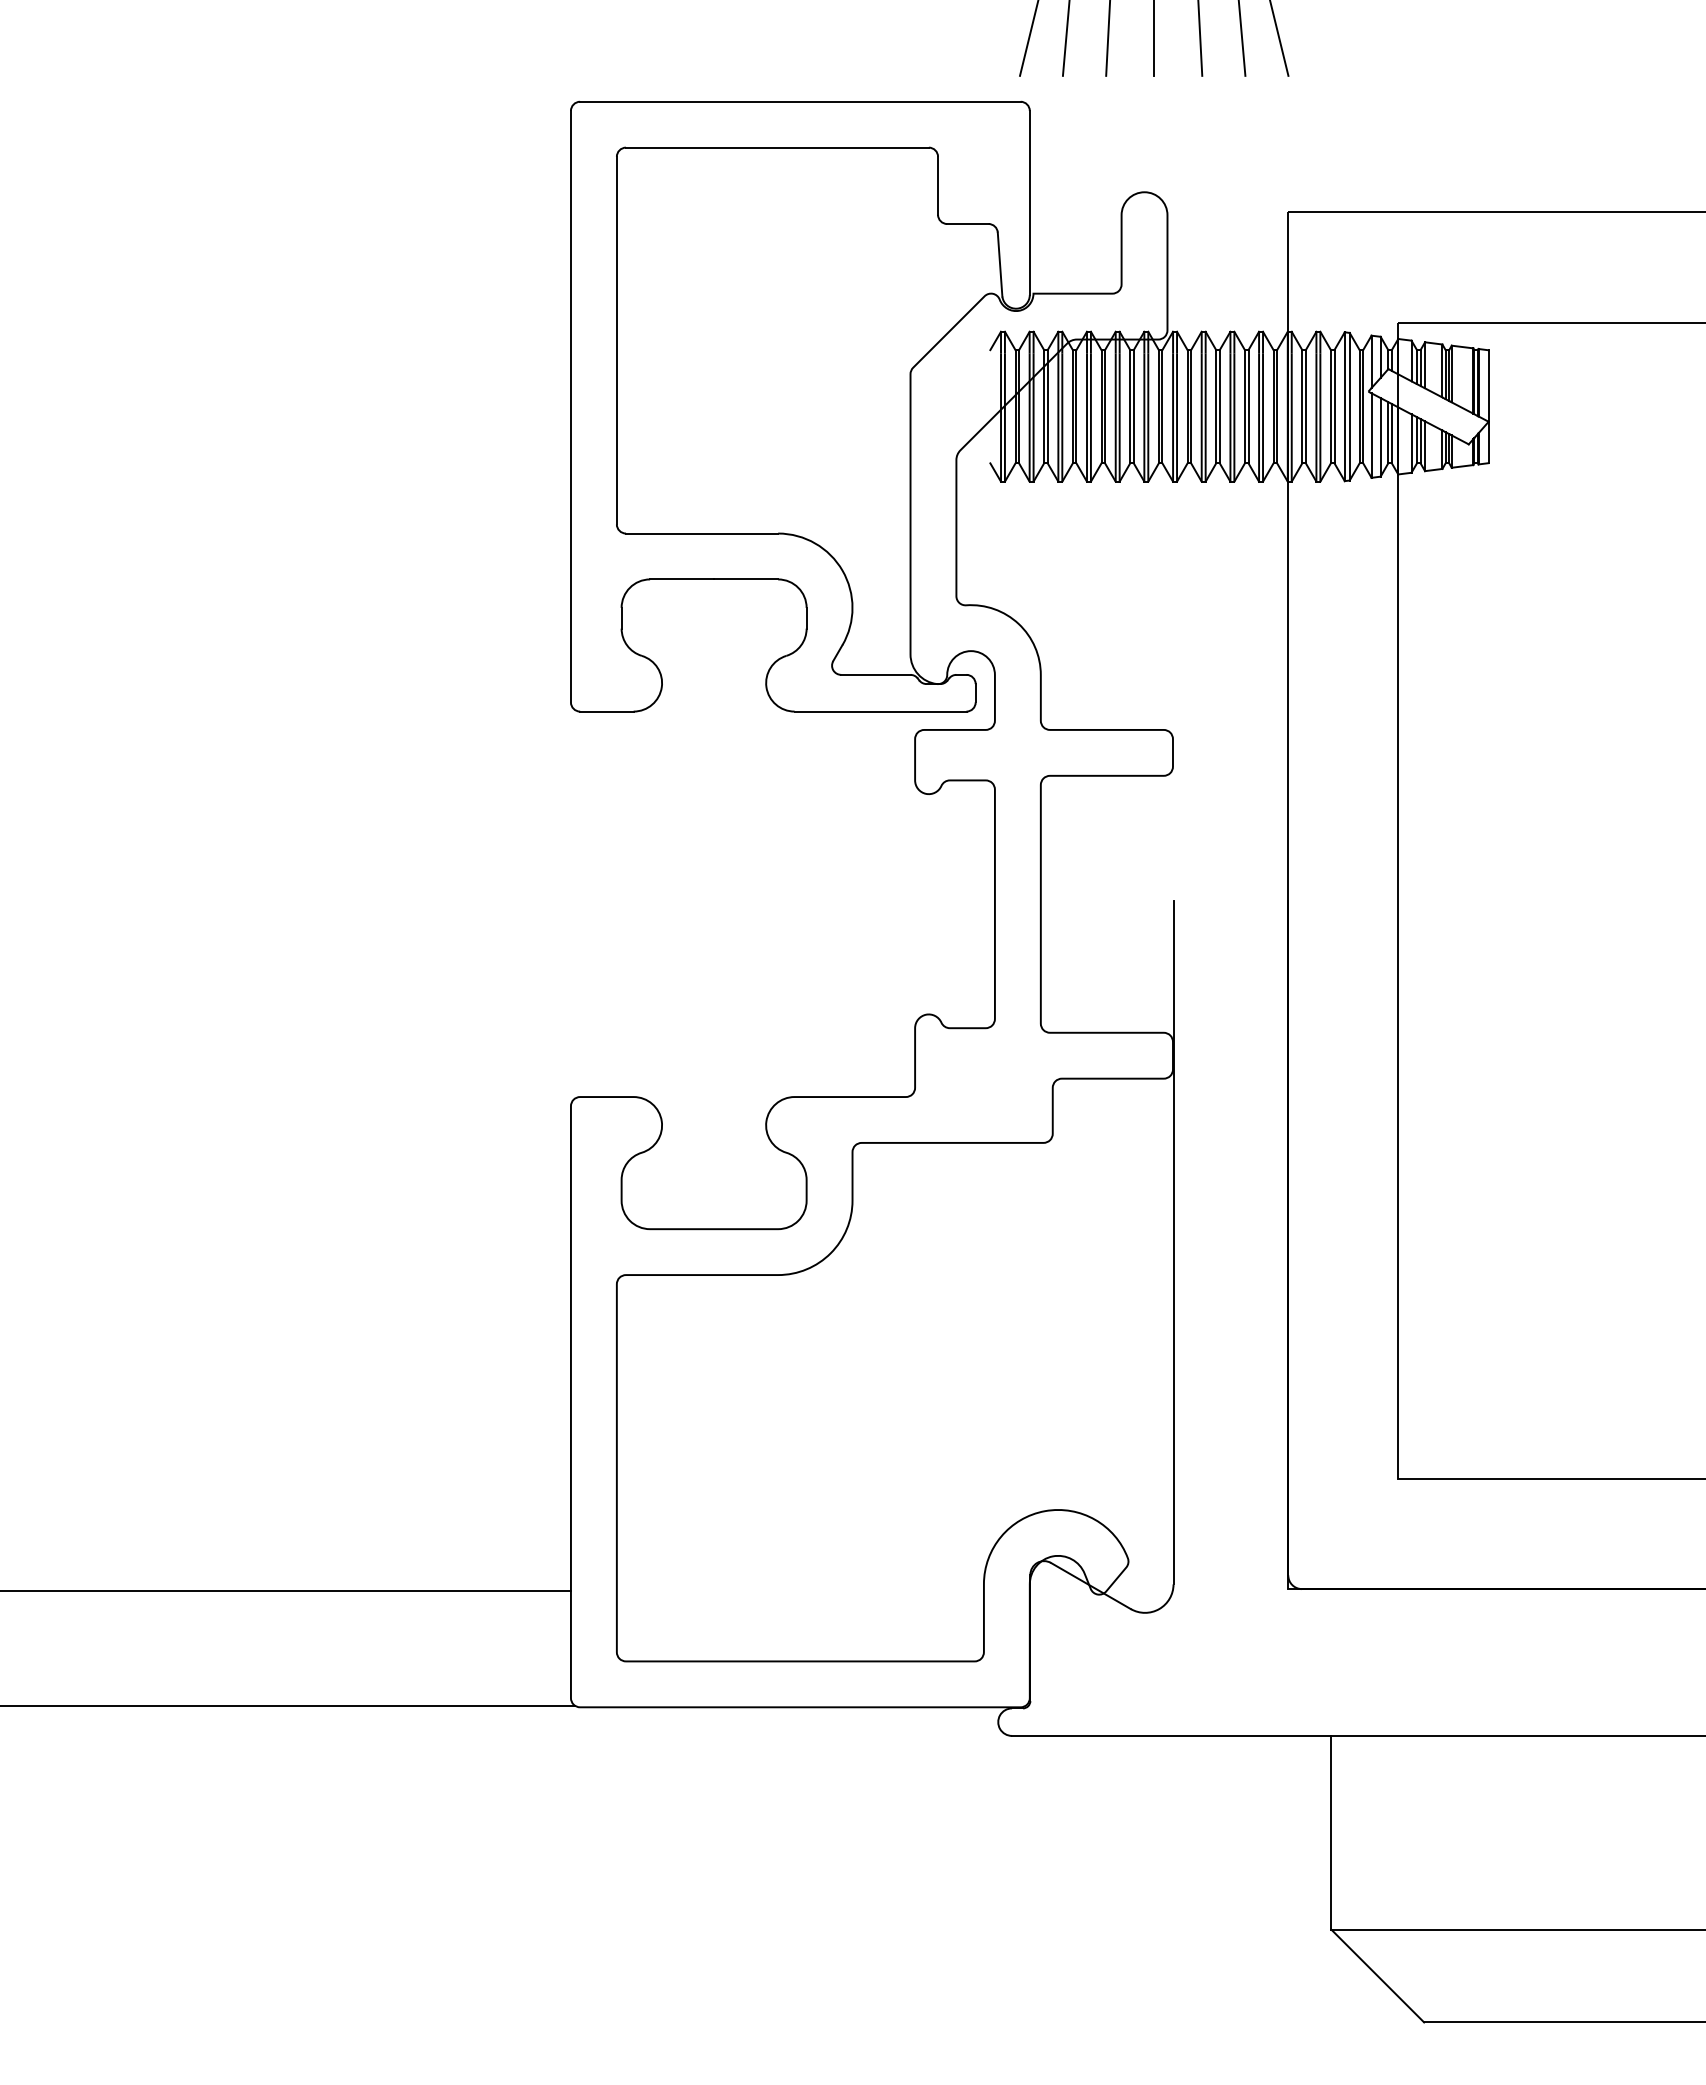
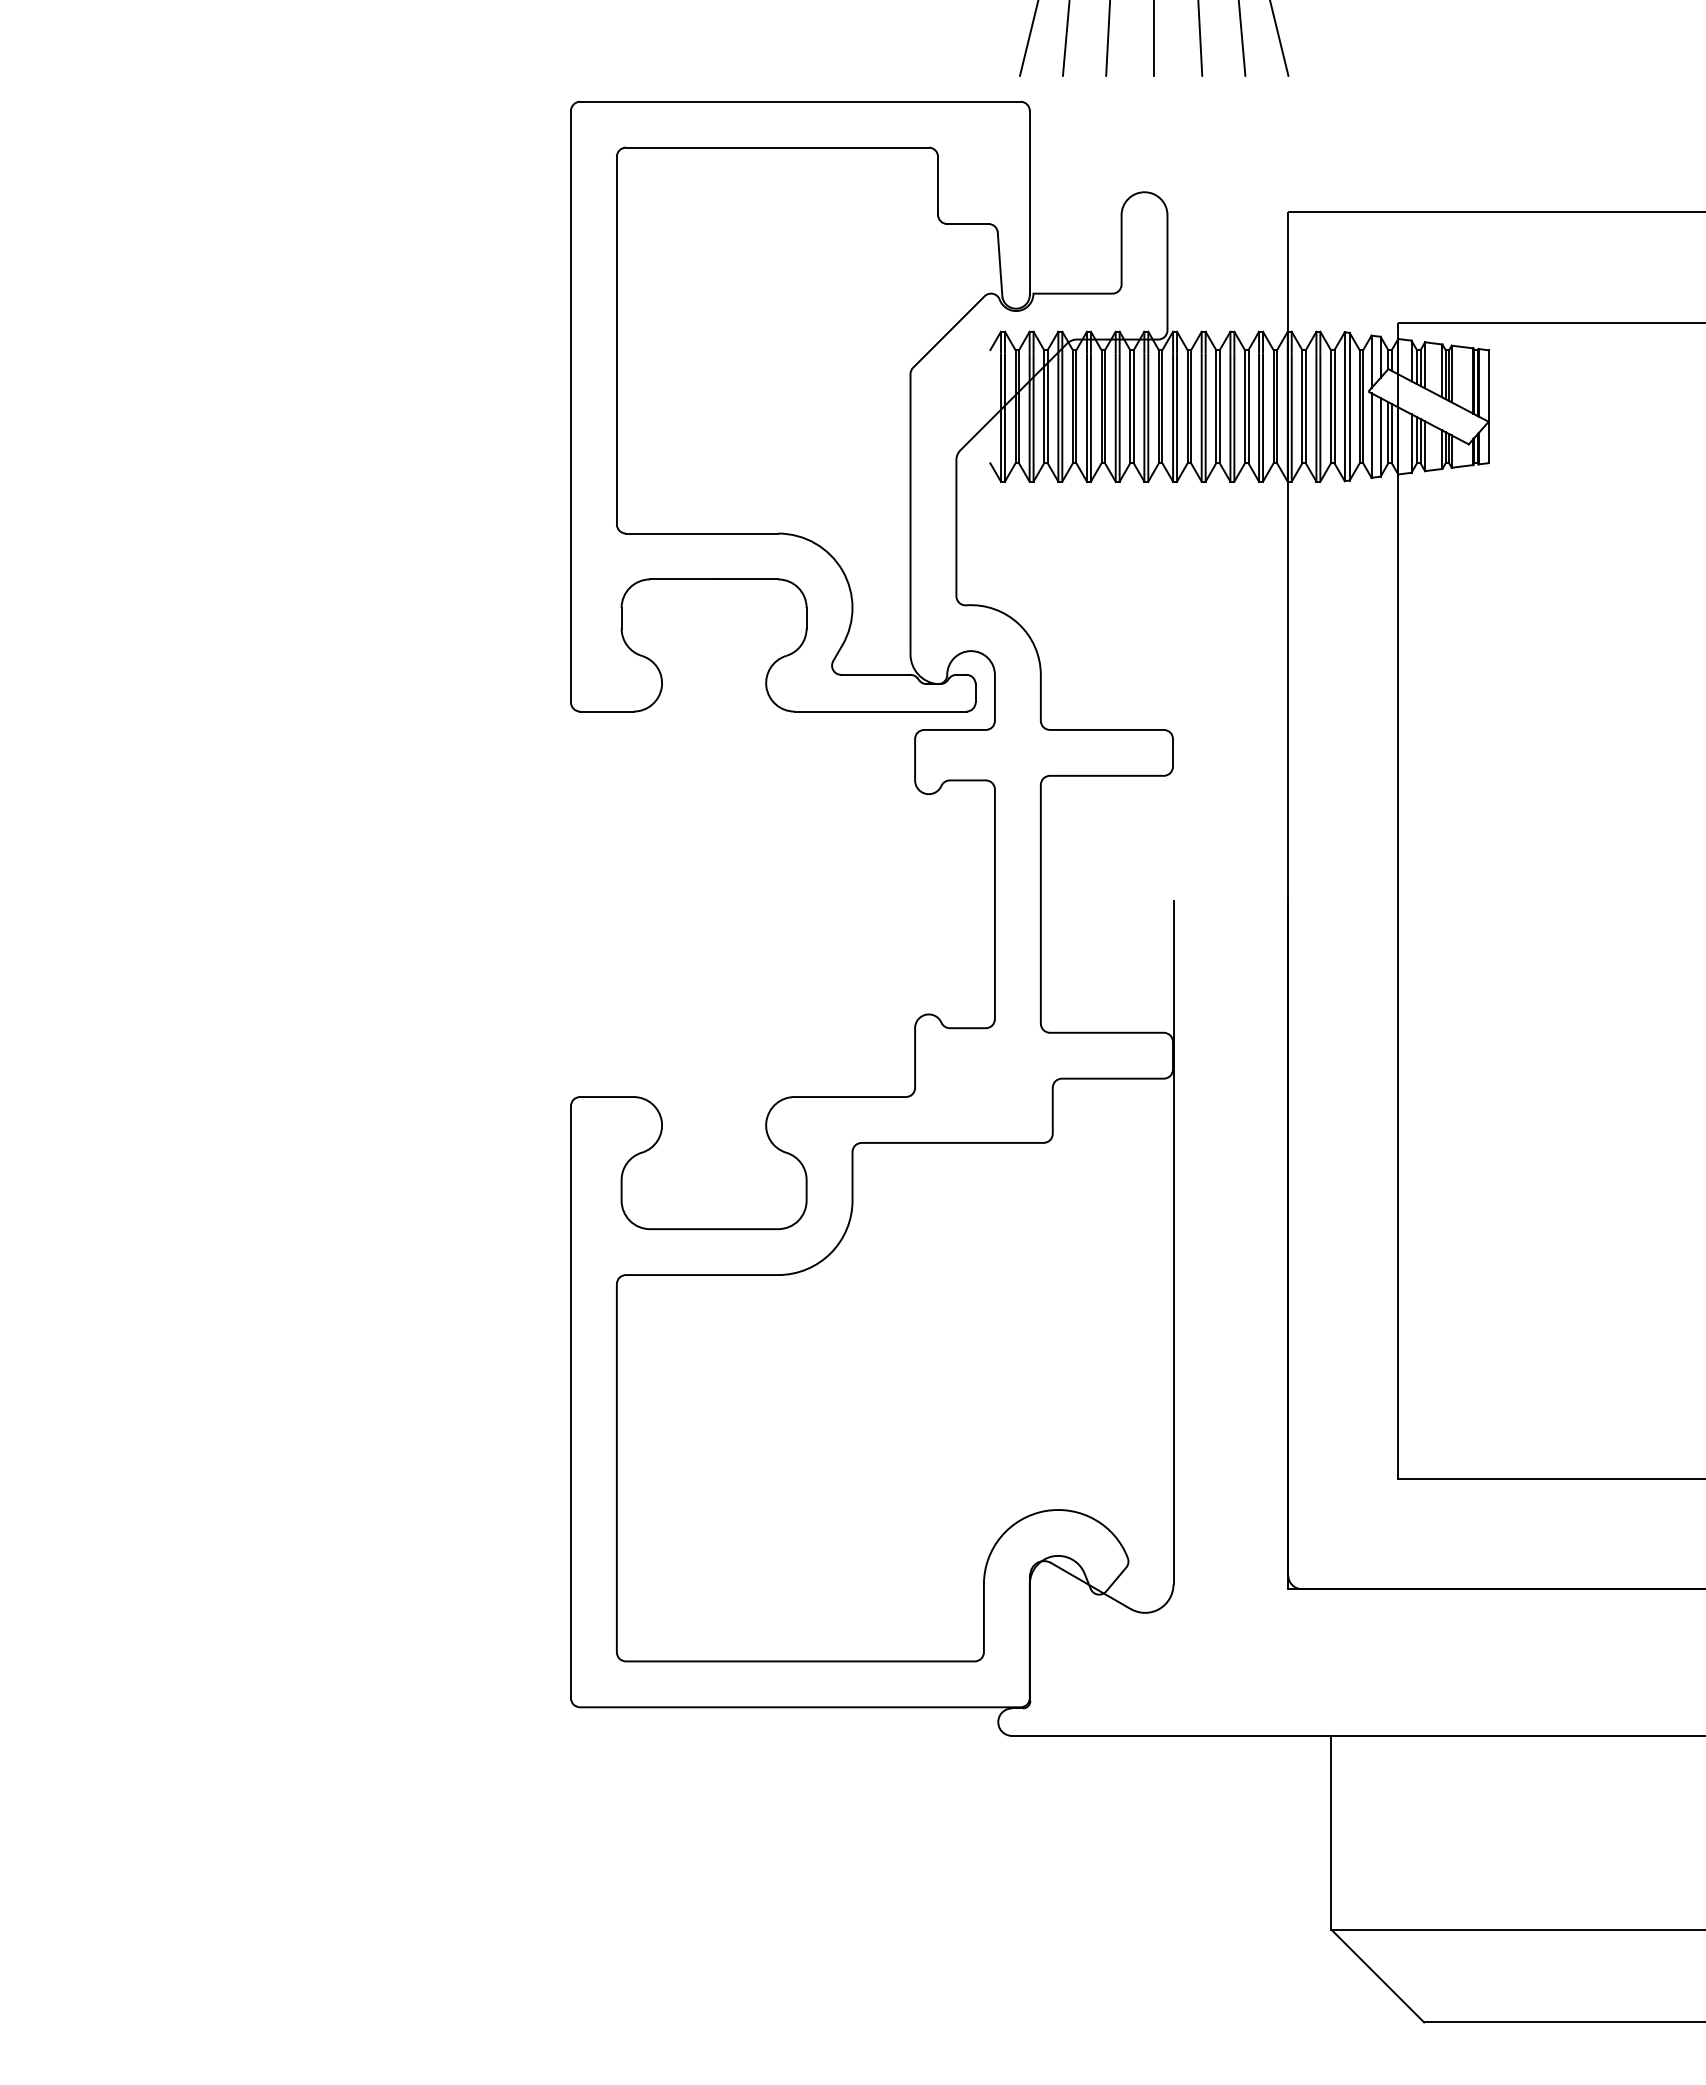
line: present -> none (286, 1590)
line: present -> none (288, 1705)
